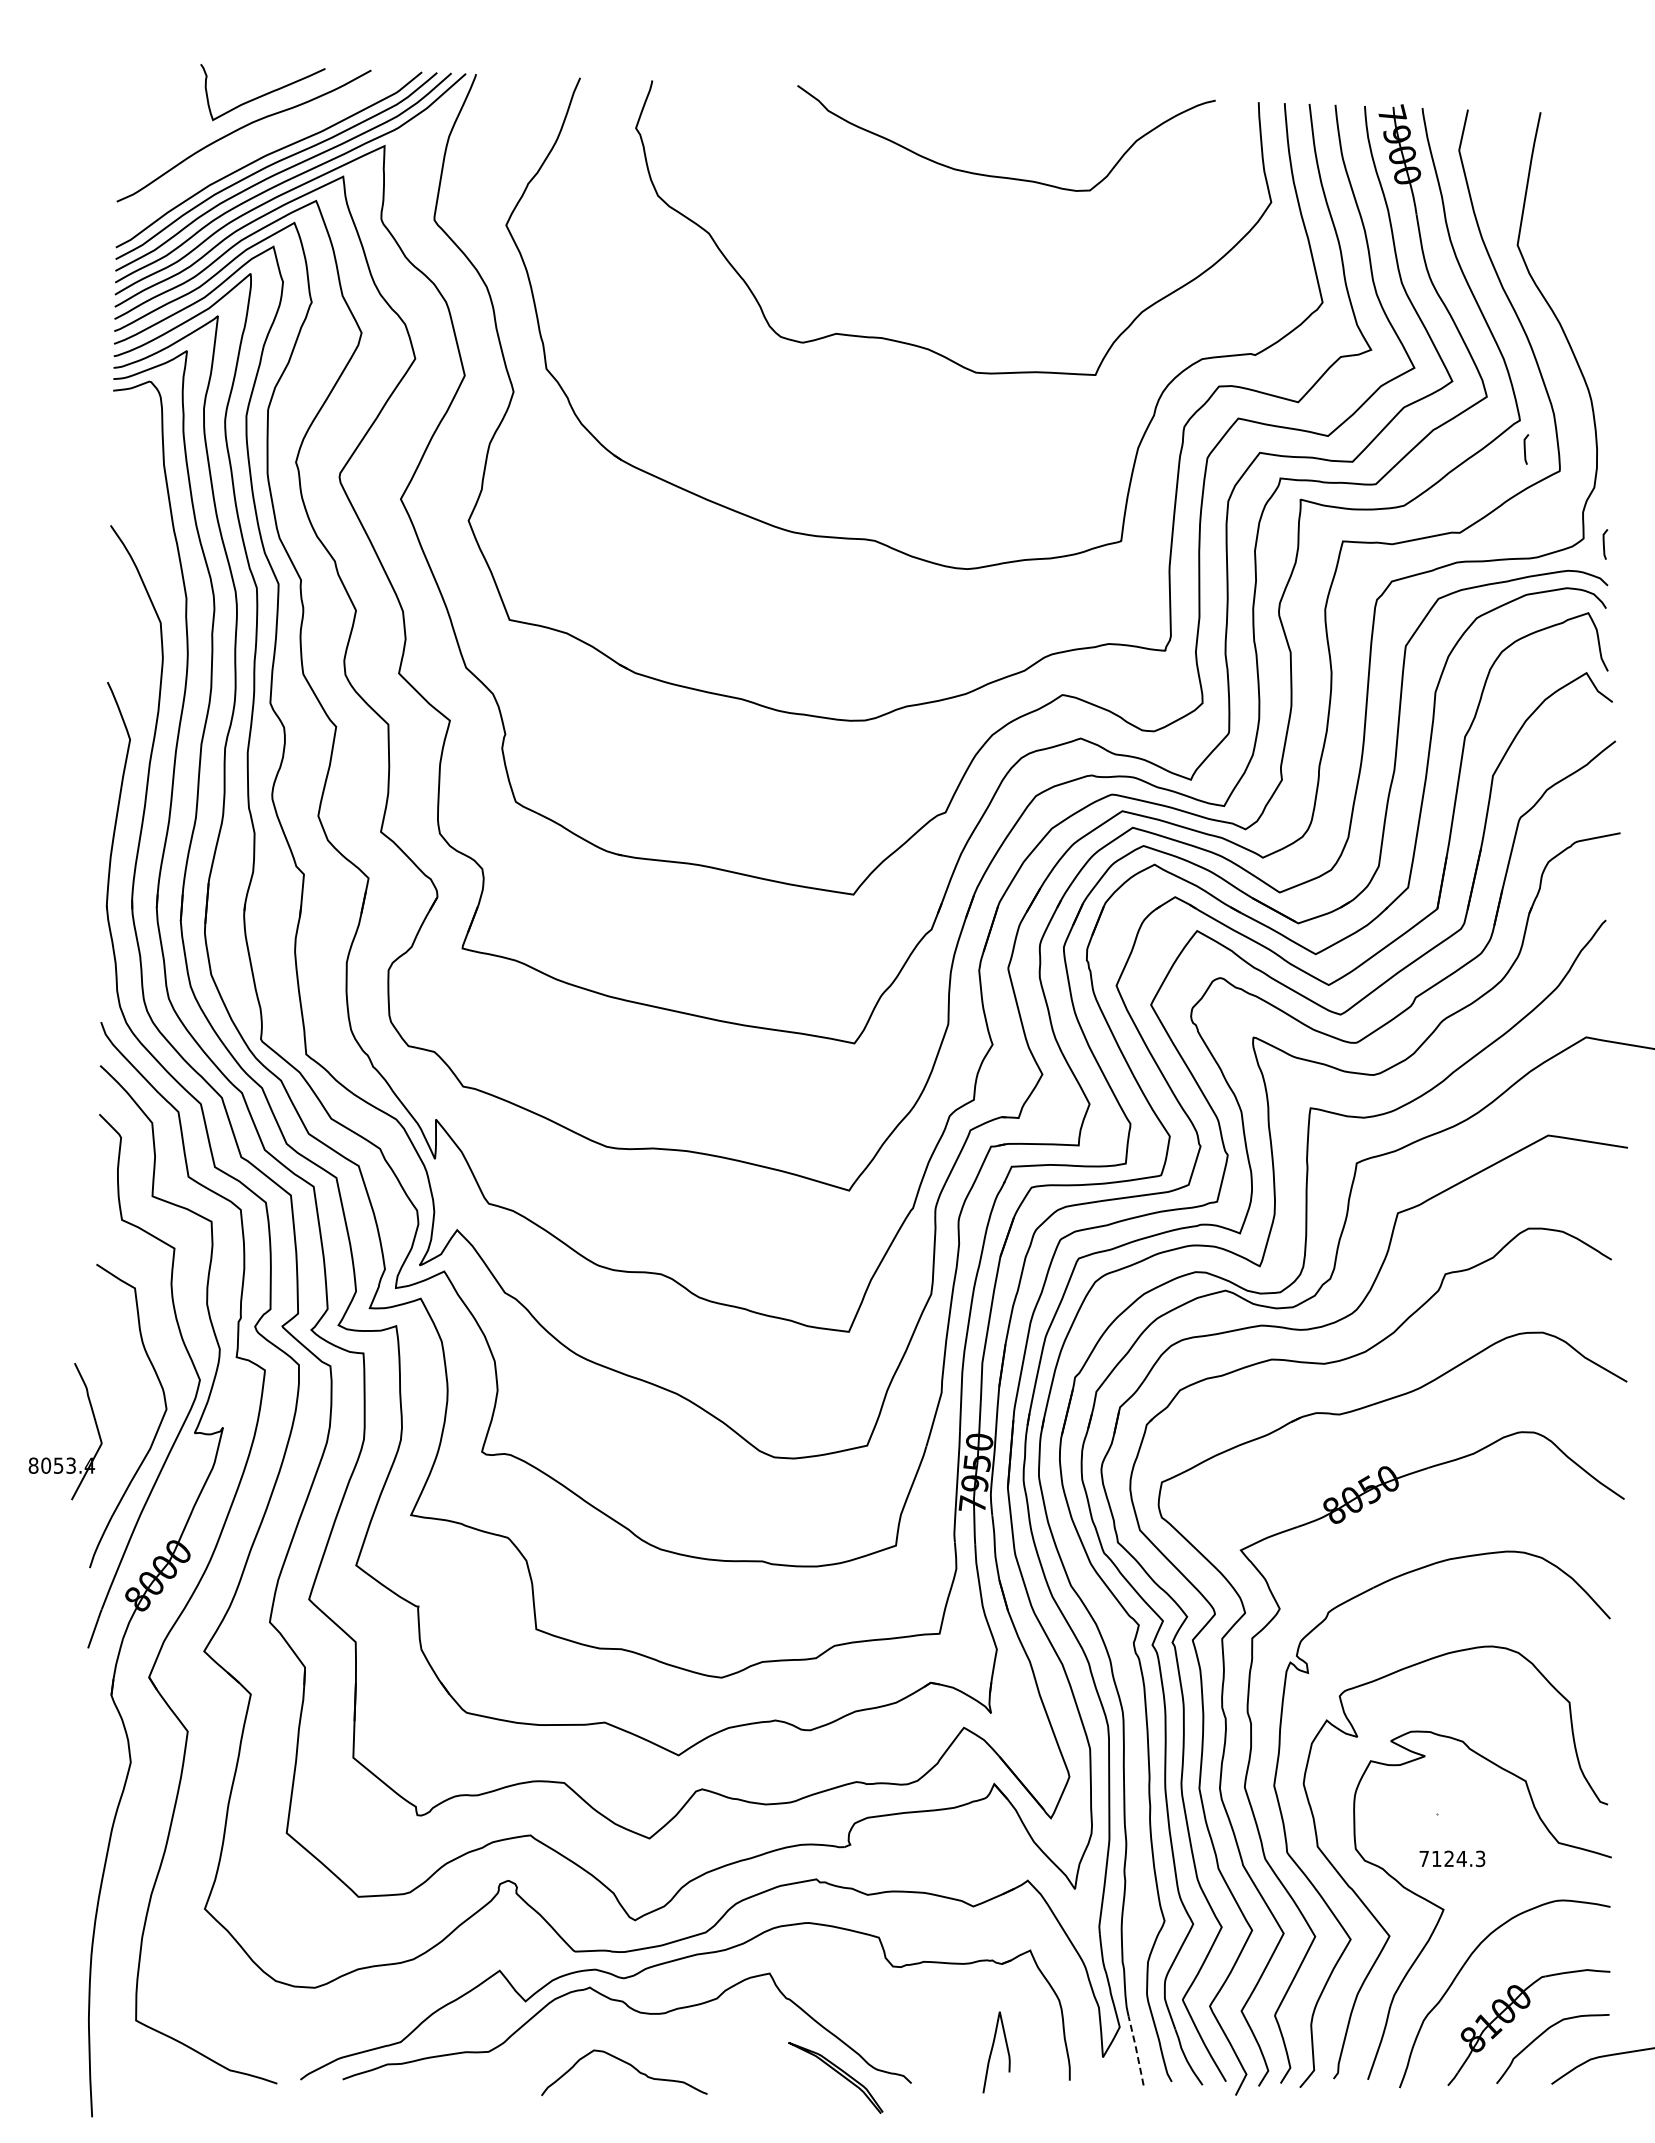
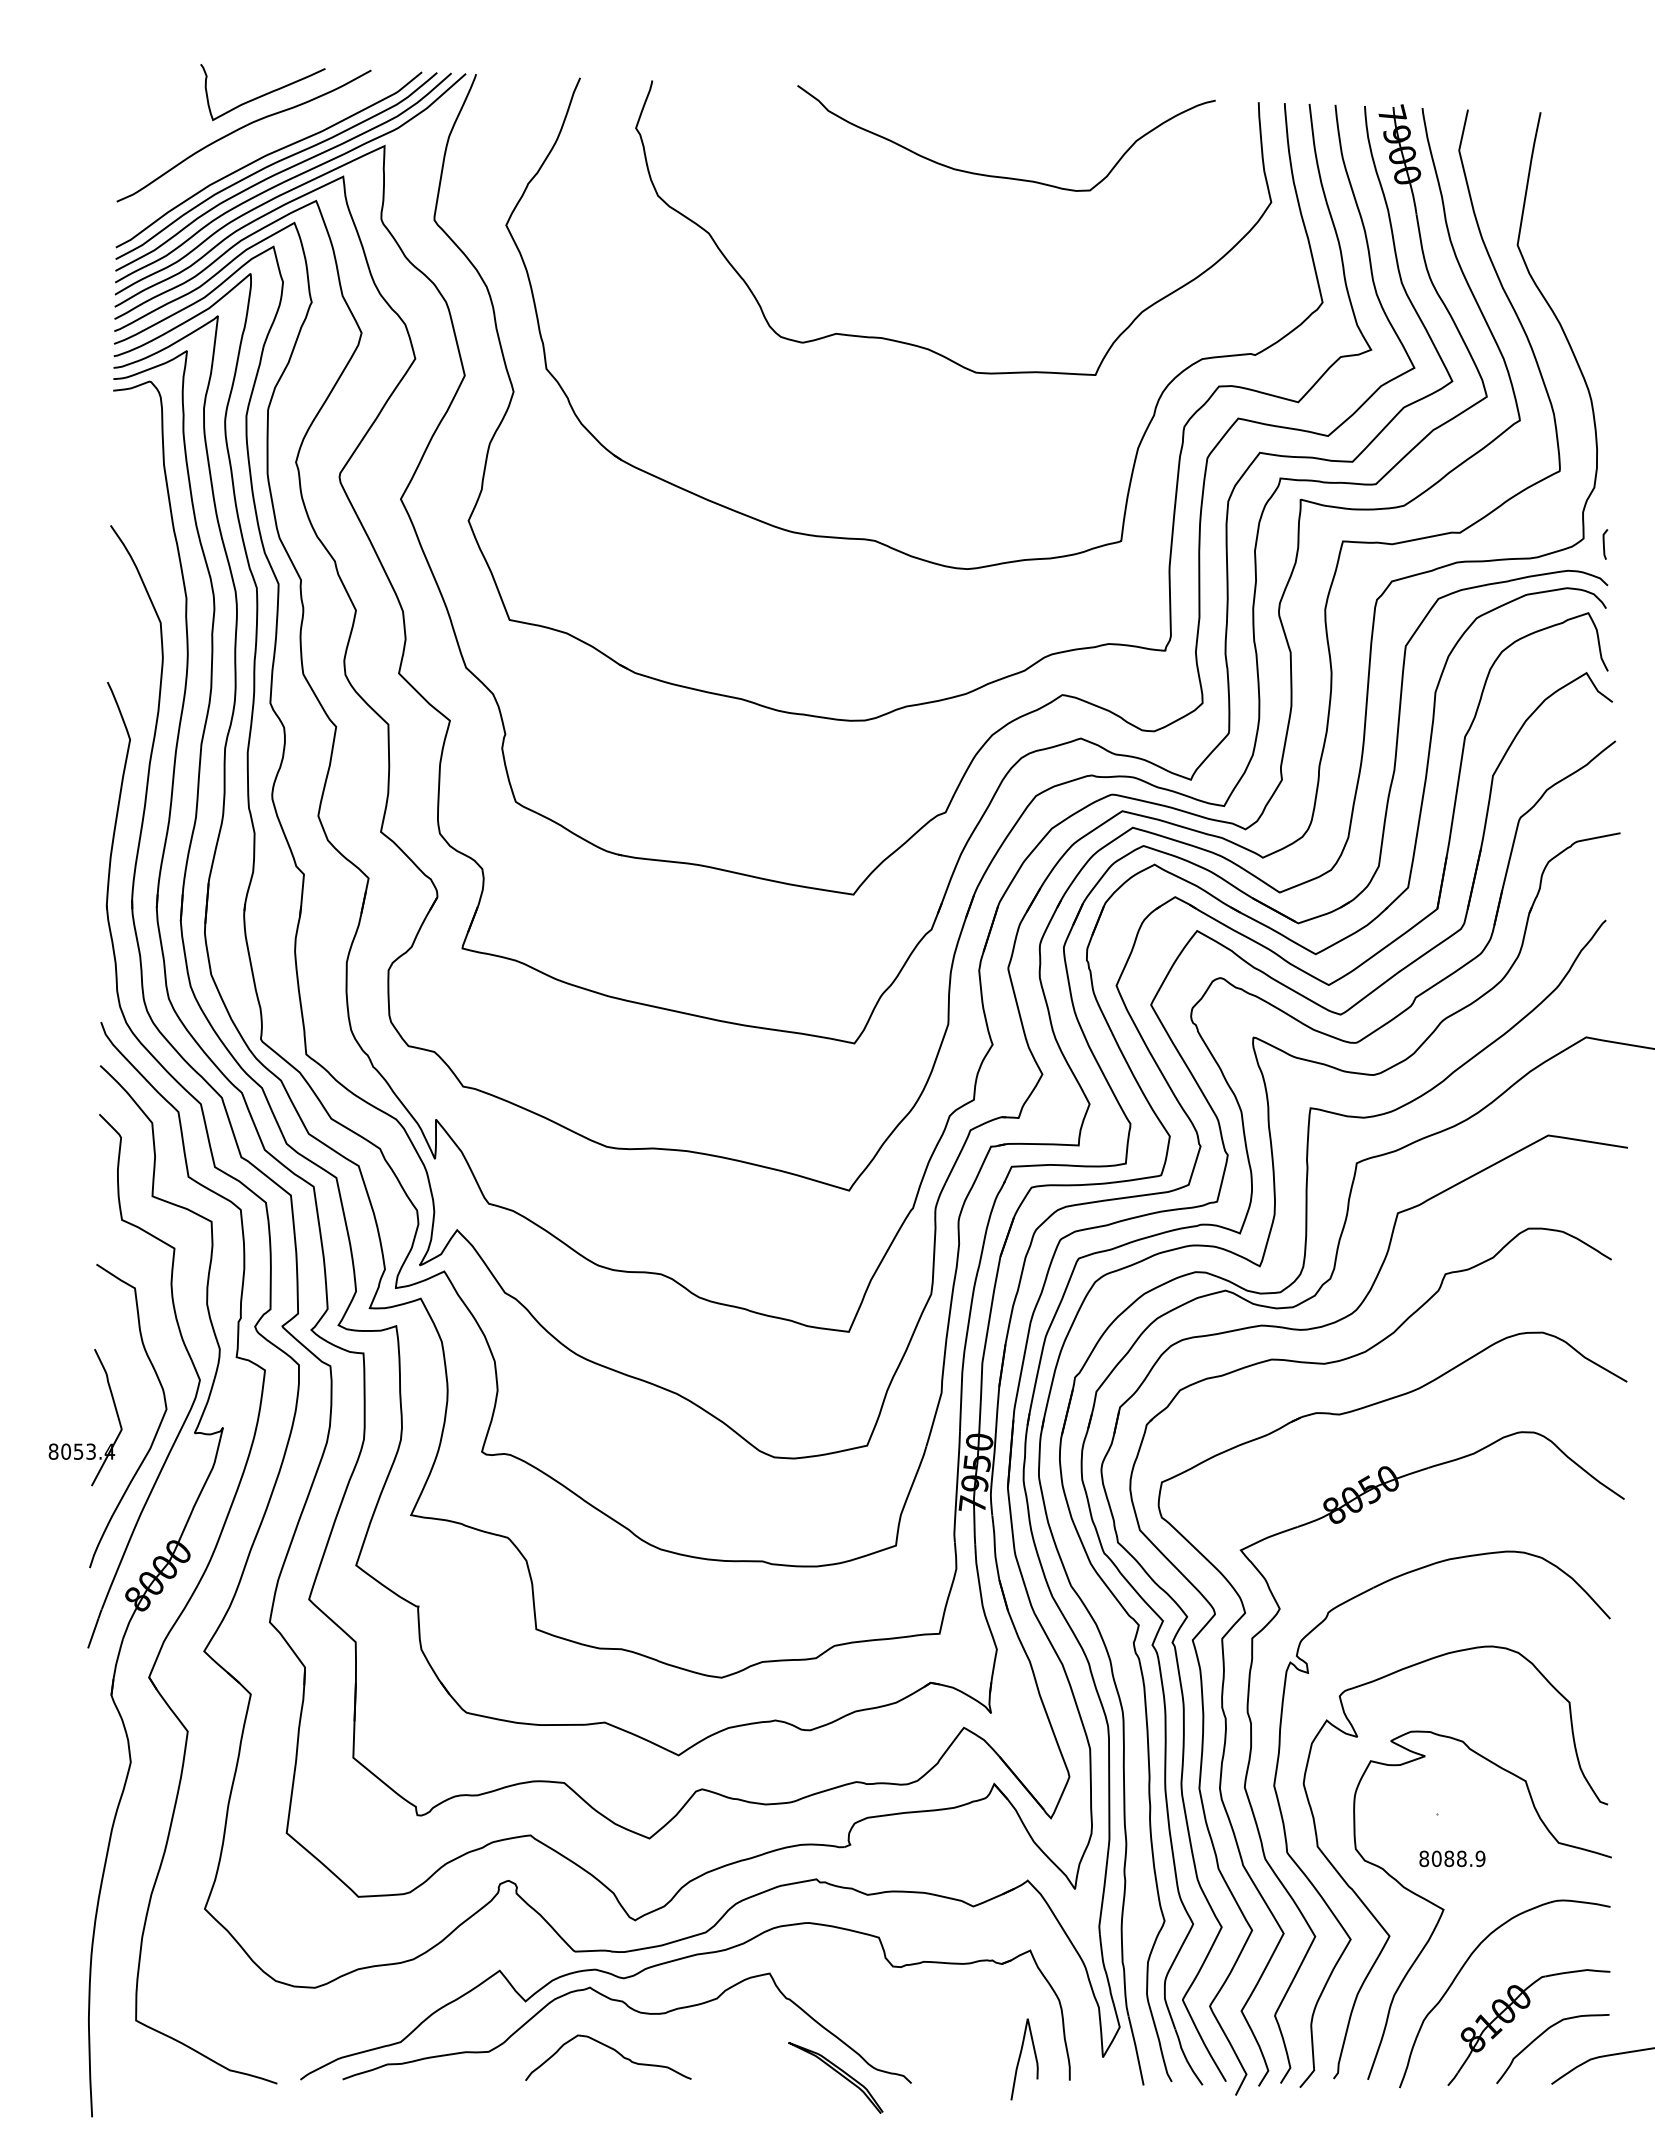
curve: present -> none (1525, 449)
part position: (68, 1457) -> (88, 1443) (88, 1443)
text: 7124.3 -> 8088.9 (1452, 1858)
line: dashed -> solid (1136, 2049)
curve position: (992, 2051) -> (1020, 2058) (1020, 2058)
curve position: (627, 2064) -> (611, 2049) (611, 2049)
